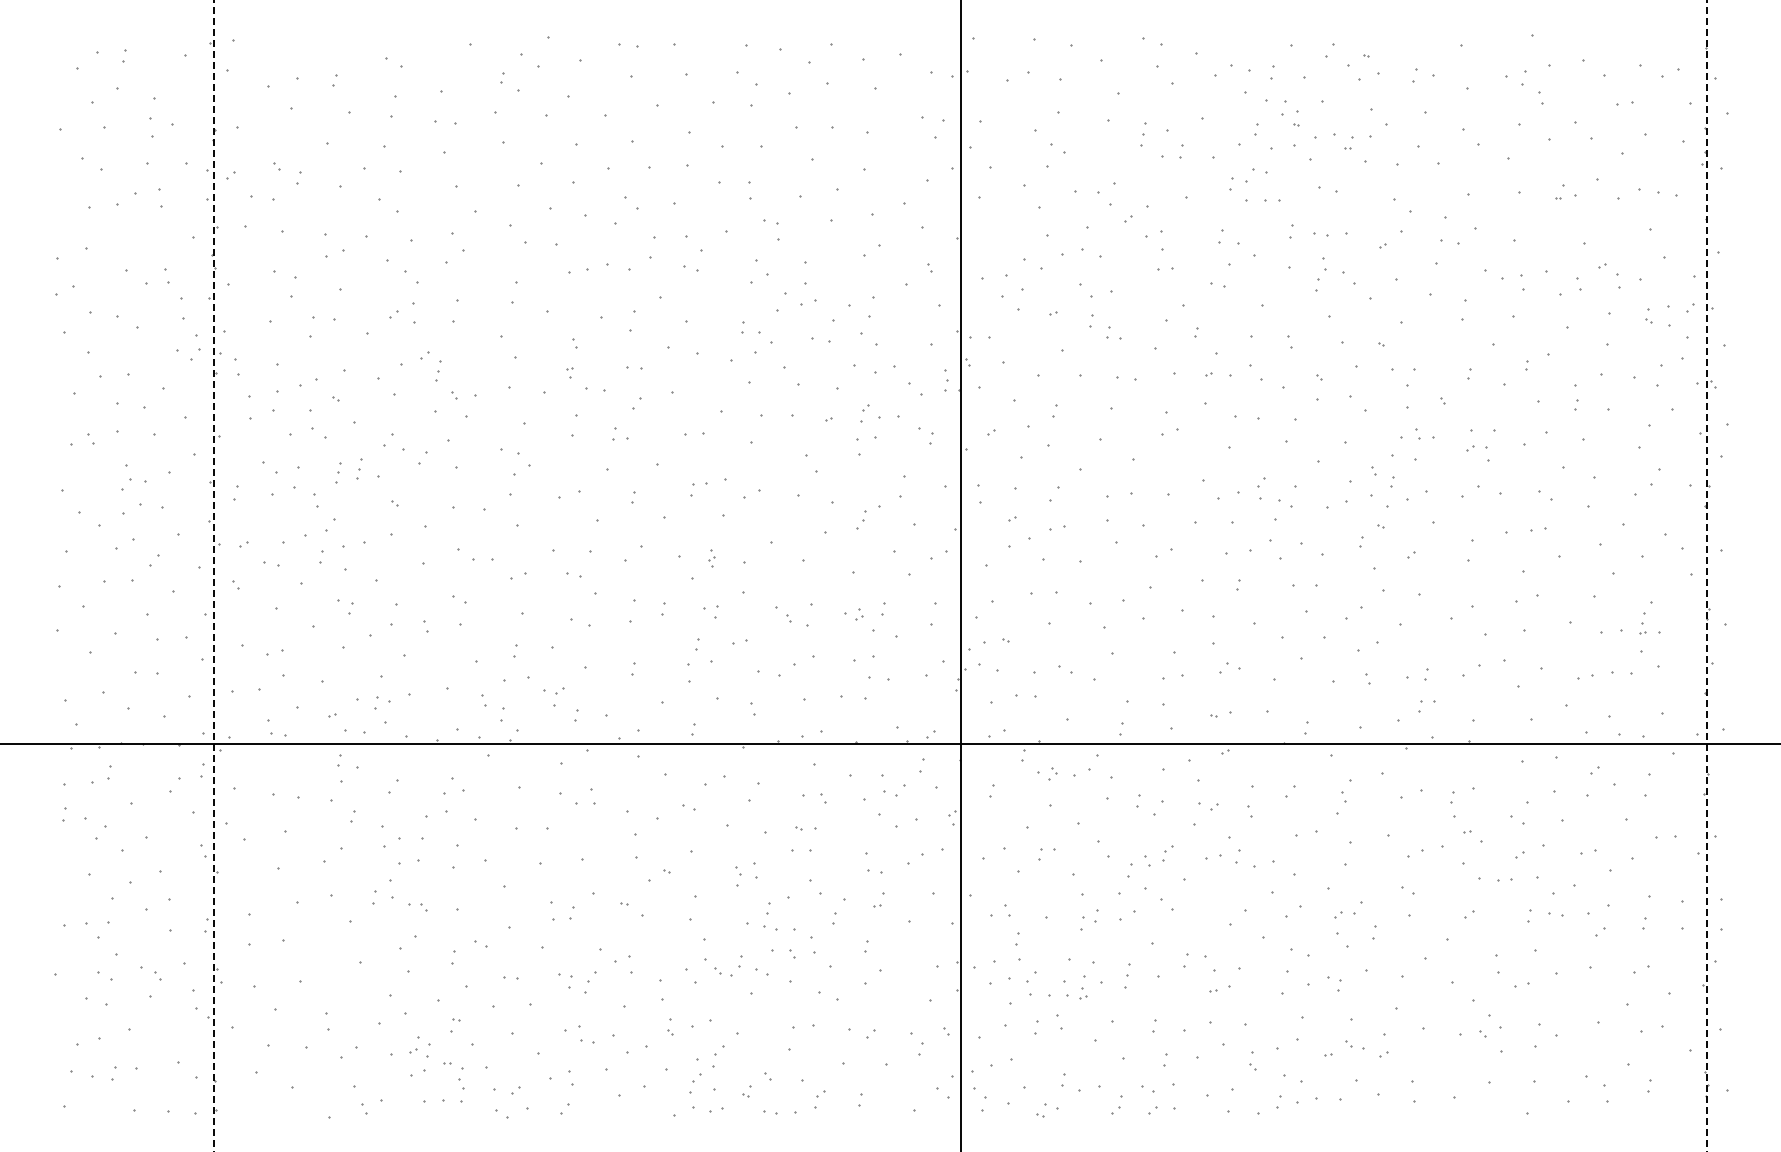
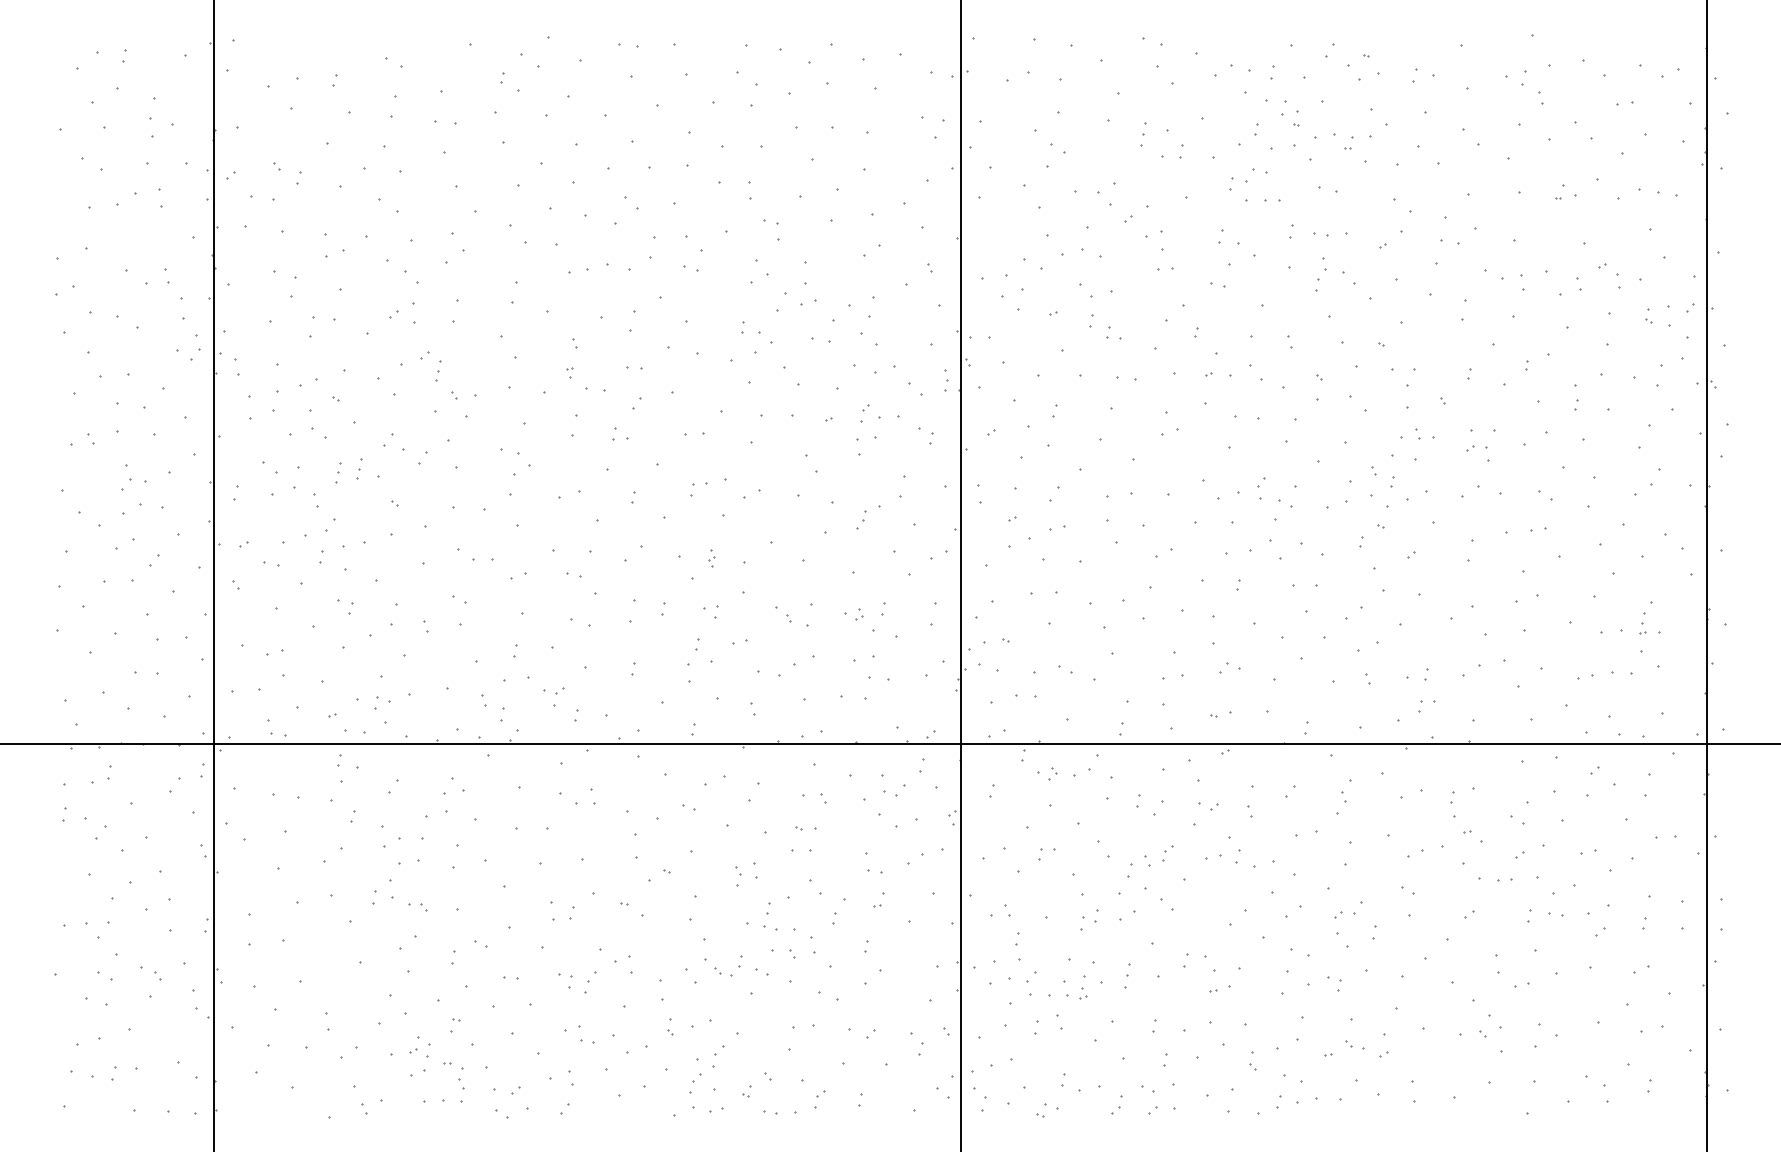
line: dashed -> solid (214, 575)
line: dashed -> solid (1707, 575)
